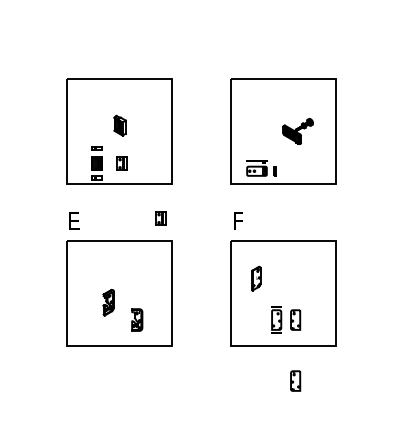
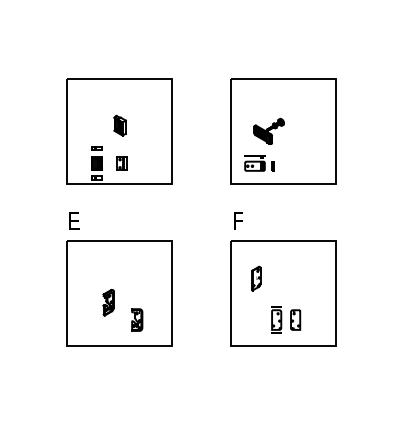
part position: (297, 130) -> (268, 130) (268, 130)
part position: (261, 168) -> (259, 163) (259, 163)
part: present -> none (160, 218)
part: present -> none (295, 380)
